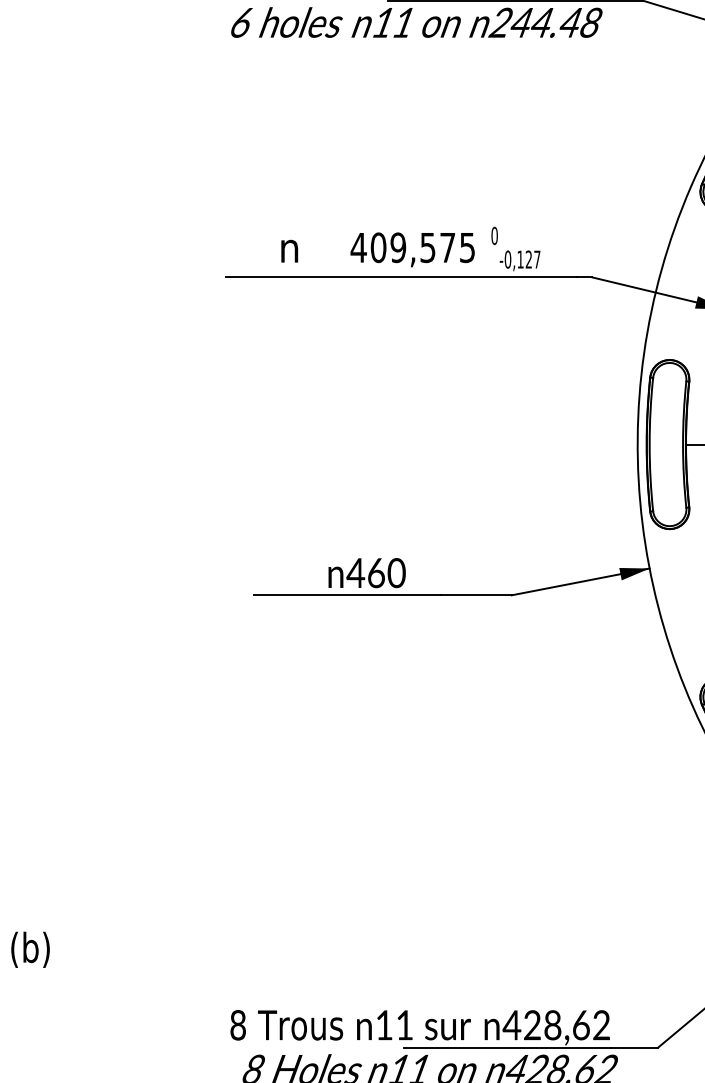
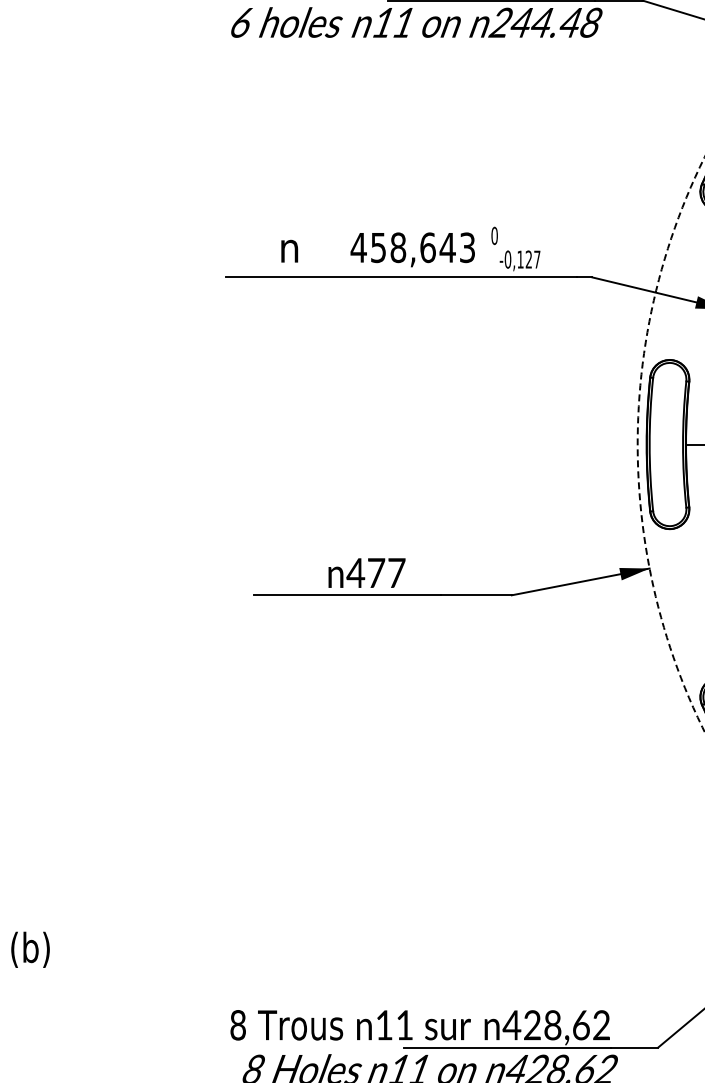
text: 409,575 -> 458,643 (422, 247)
arc: solid -> dashed (637, 446)
text: 460 -> 477 (386, 573)
